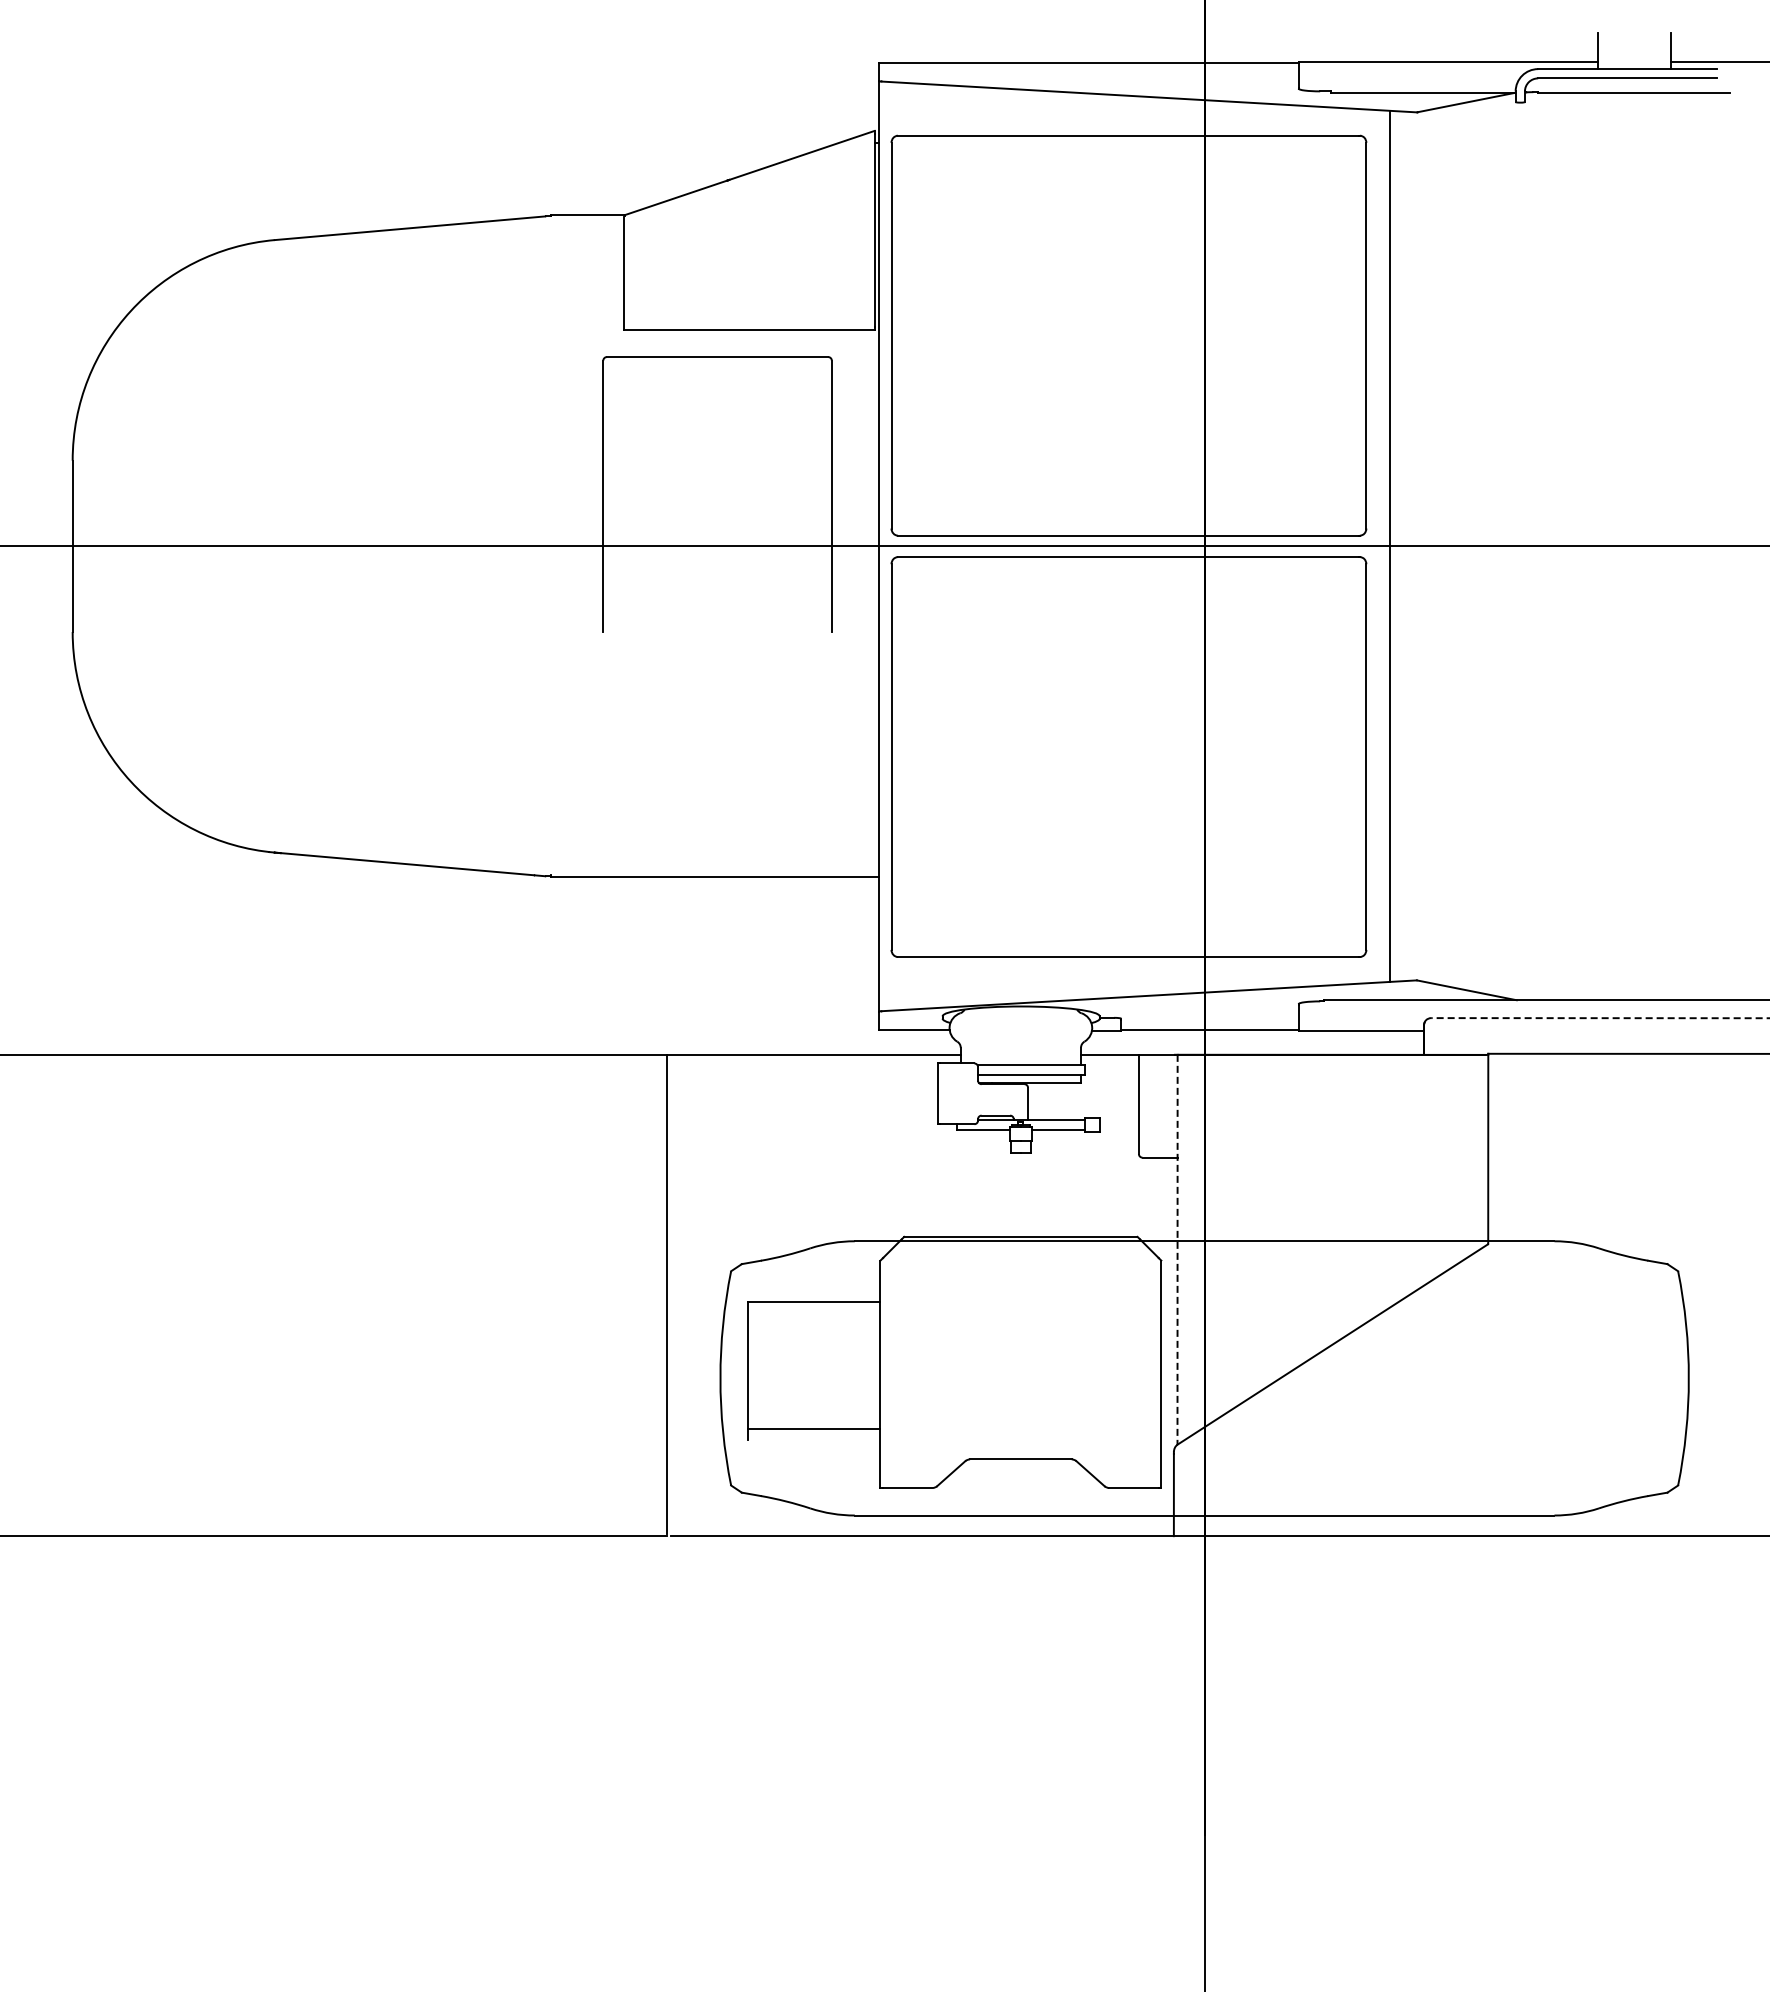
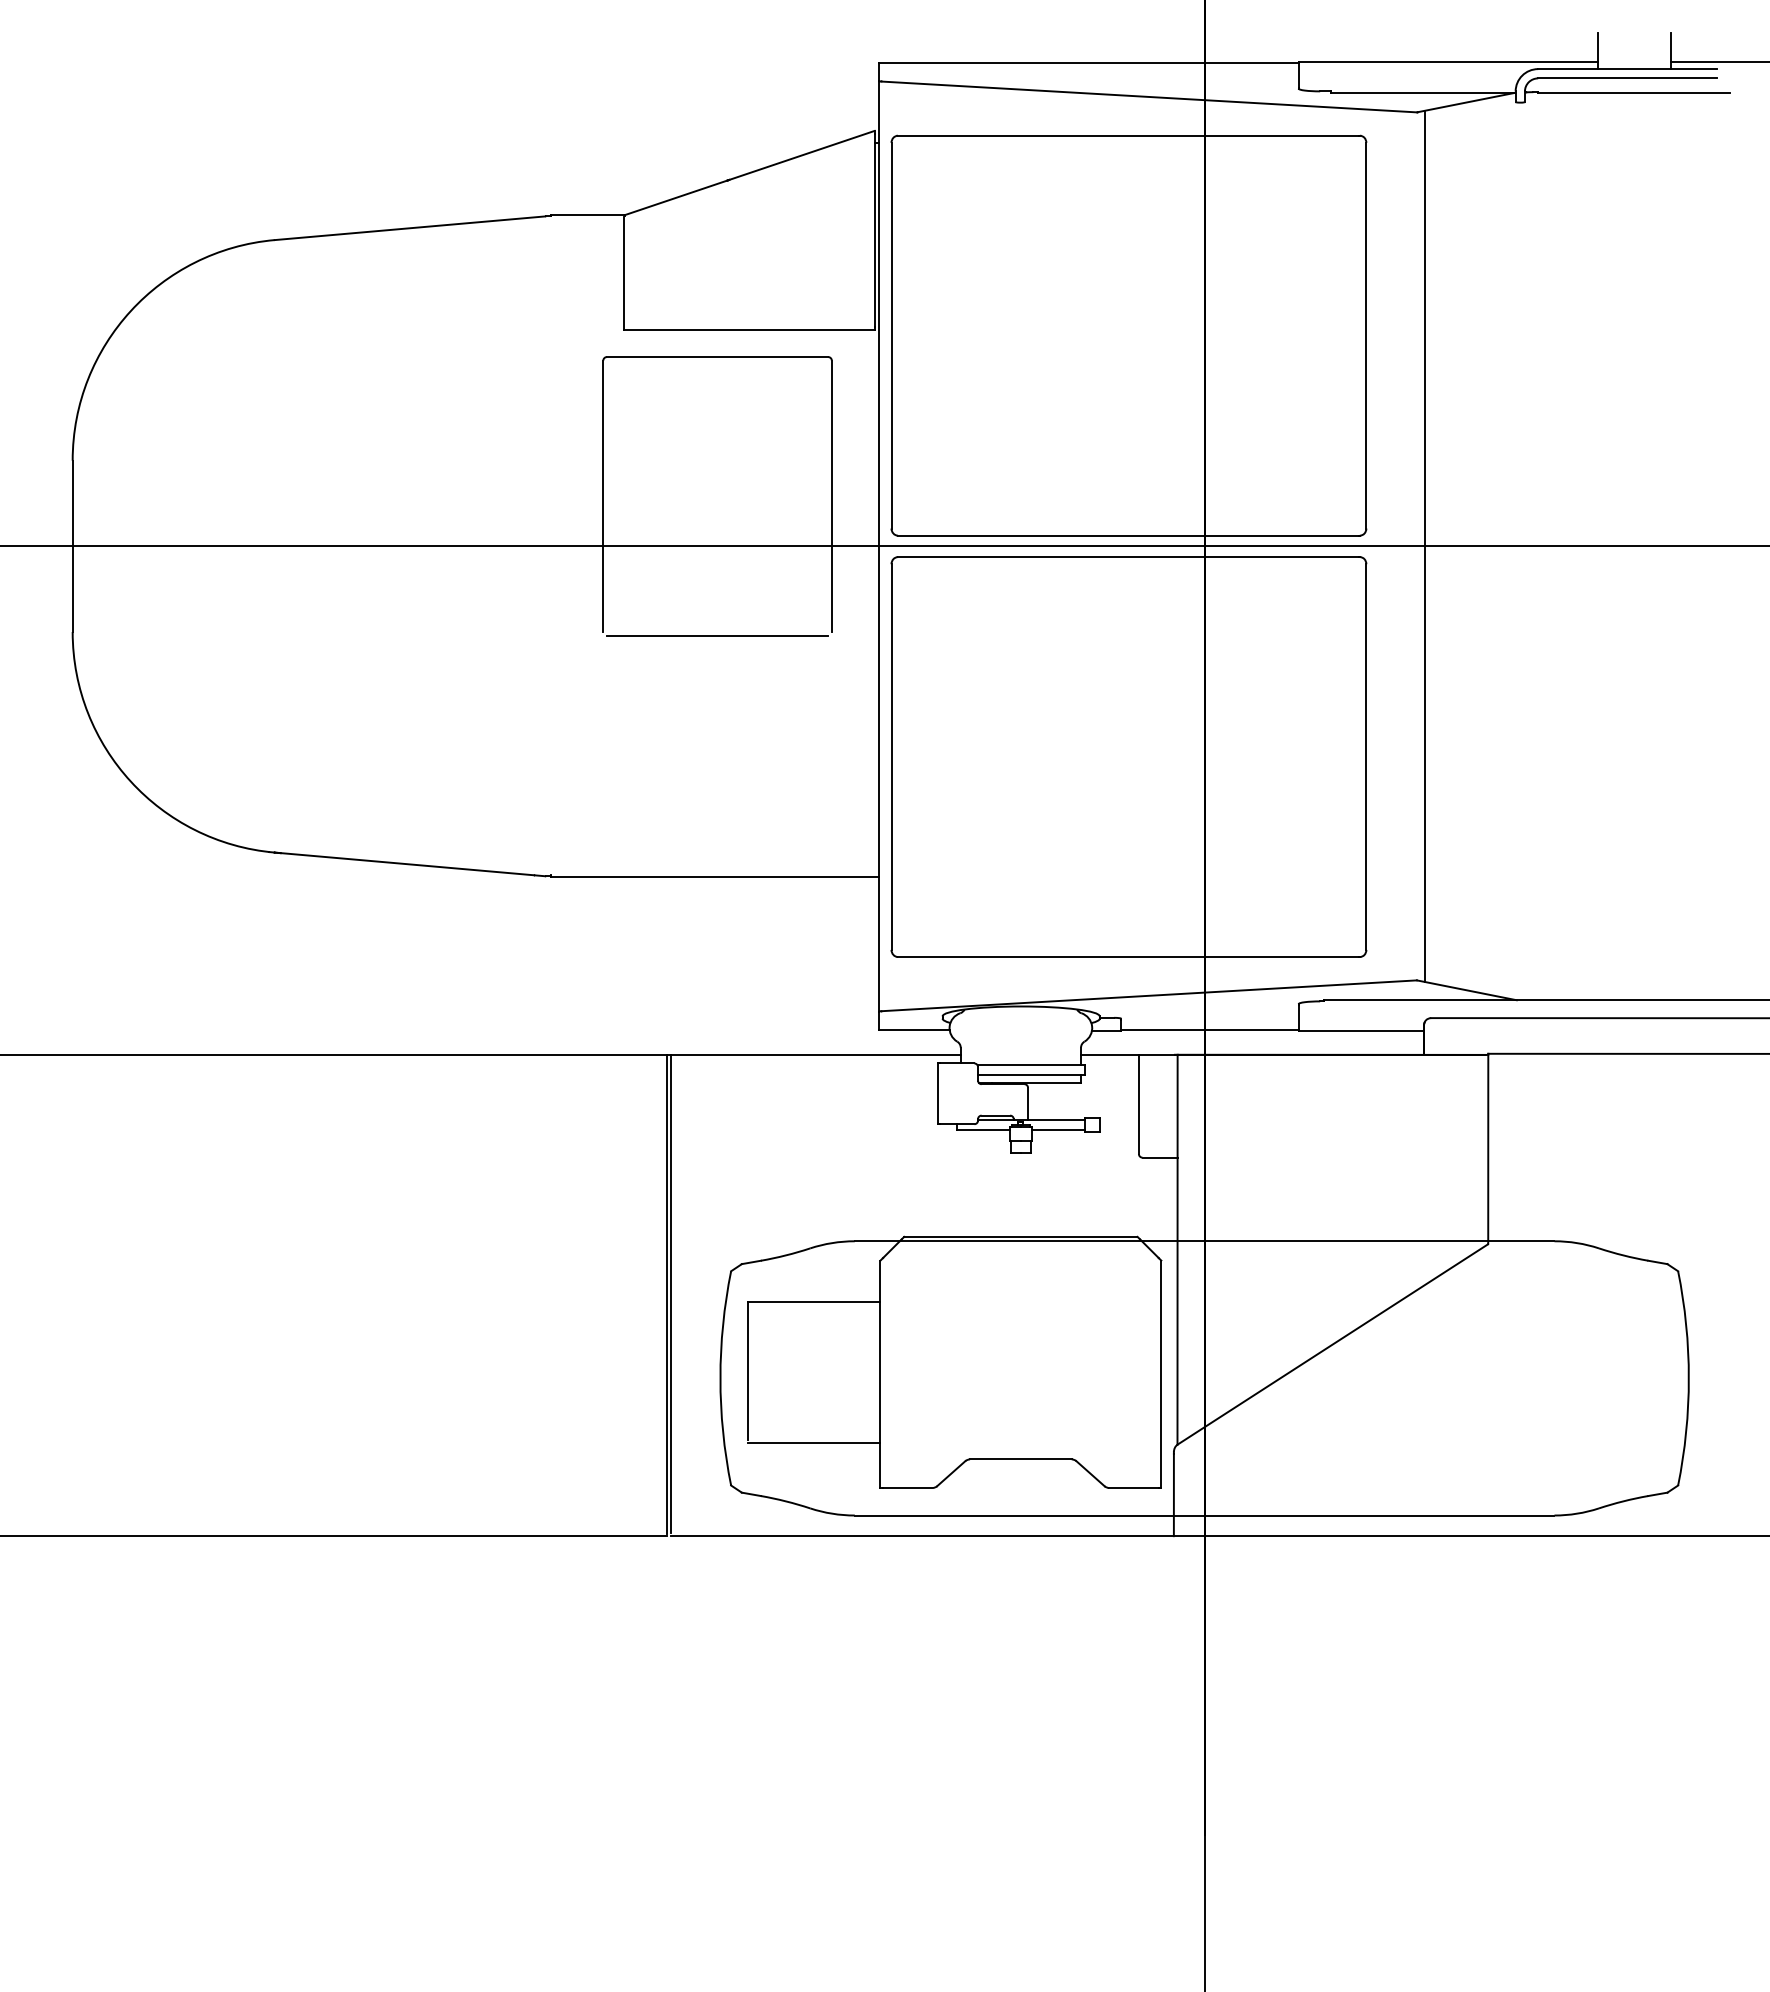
line position: (1390, 546) -> (1425, 546) (1425, 546)
line: none -> present (717, 635)
line: dashed -> solid (1600, 1018)
line: dashed -> solid (1177, 1249)
line: none -> present (671, 1293)
line position: (813, 1428) -> (813, 1442) (813, 1442)
